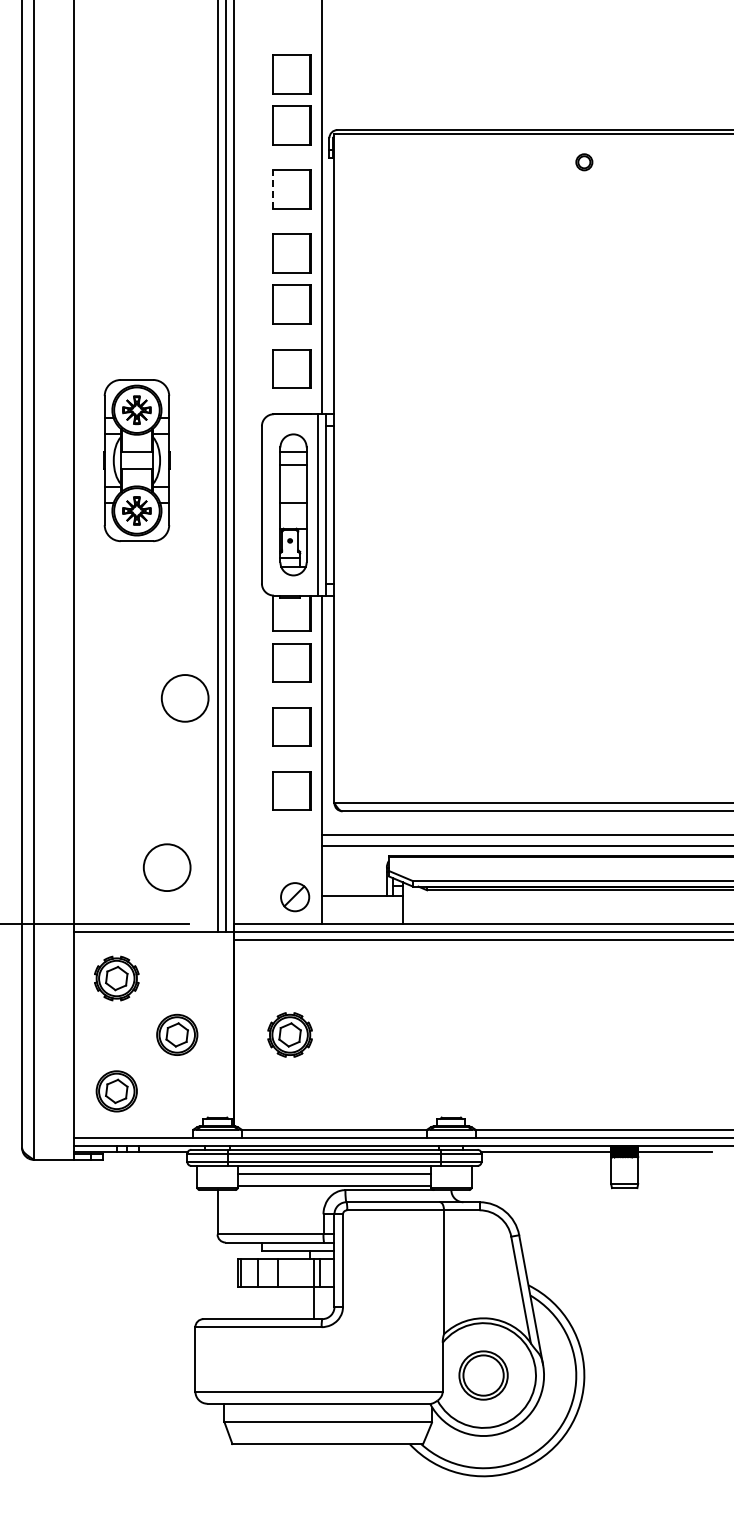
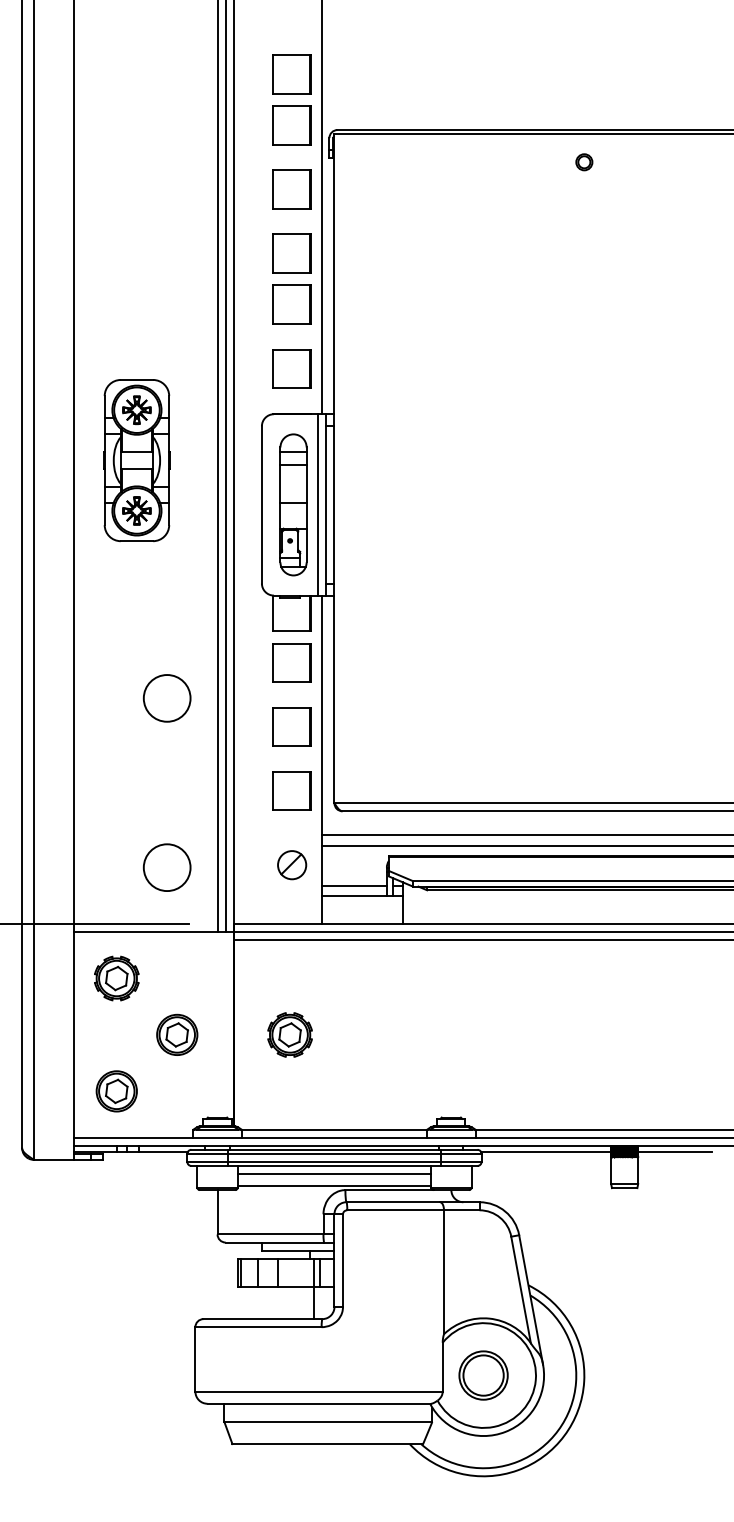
line: dashed -> solid (272, 189)
circle position: (184, 698) -> (166, 698) (166, 698)
line: none -> present (354, 885)
part position: (295, 897) -> (292, 865) (292, 865)
